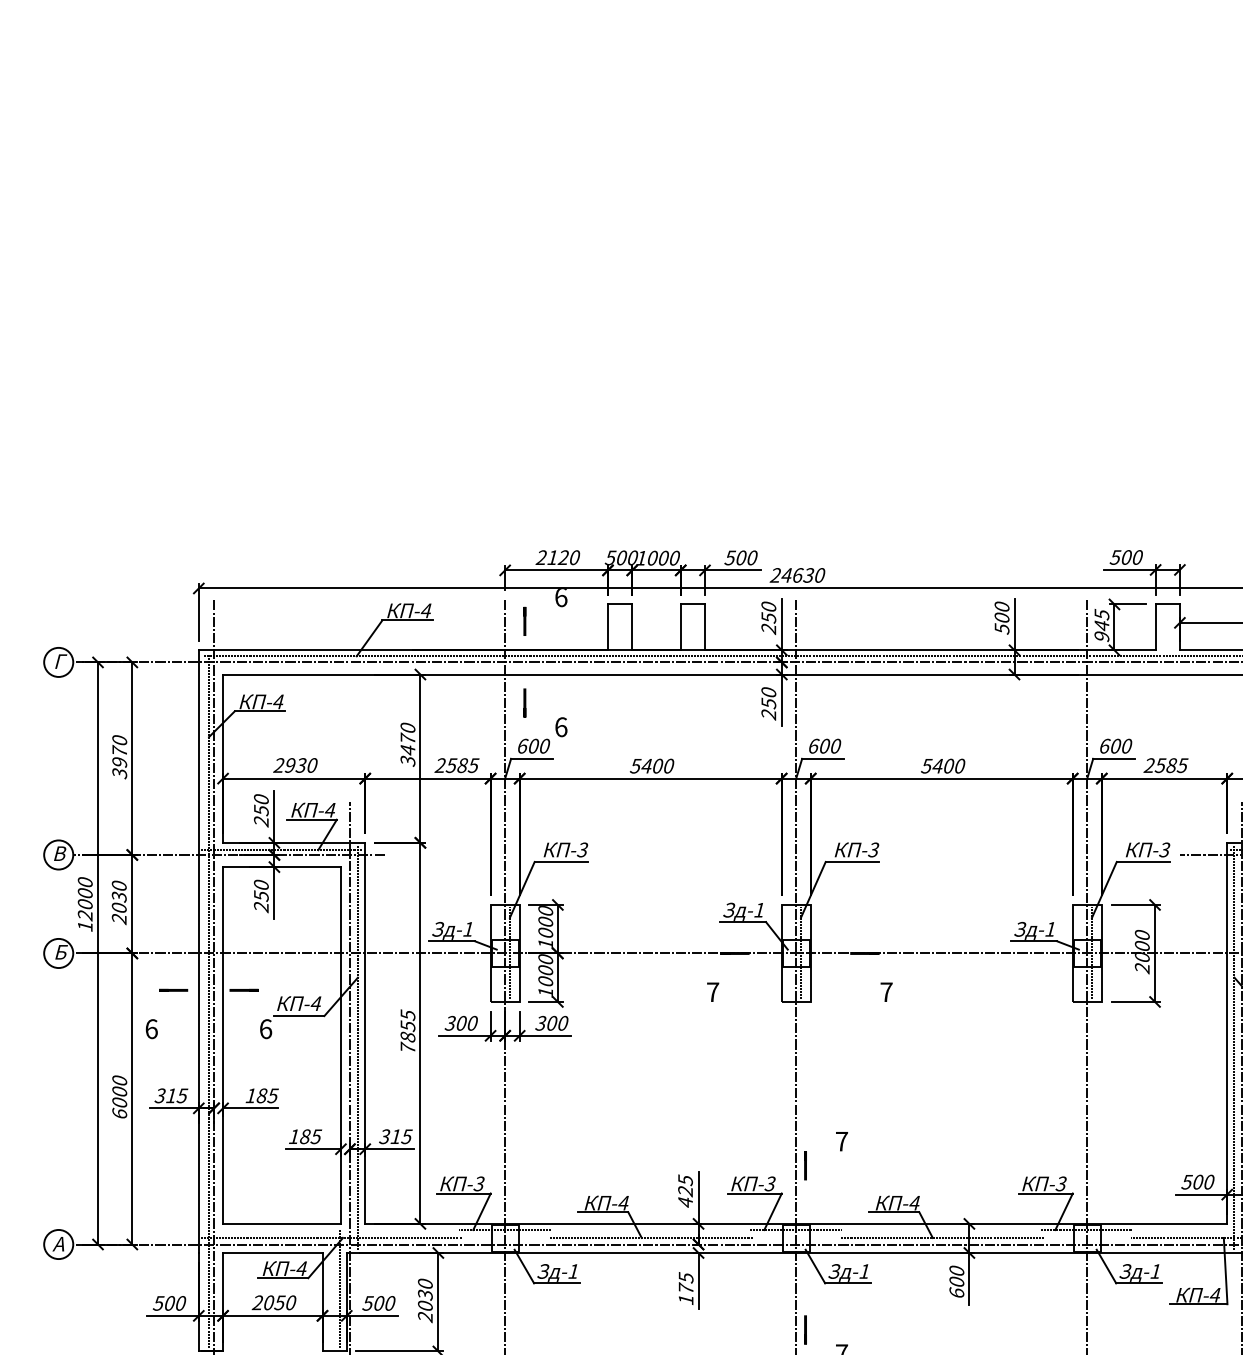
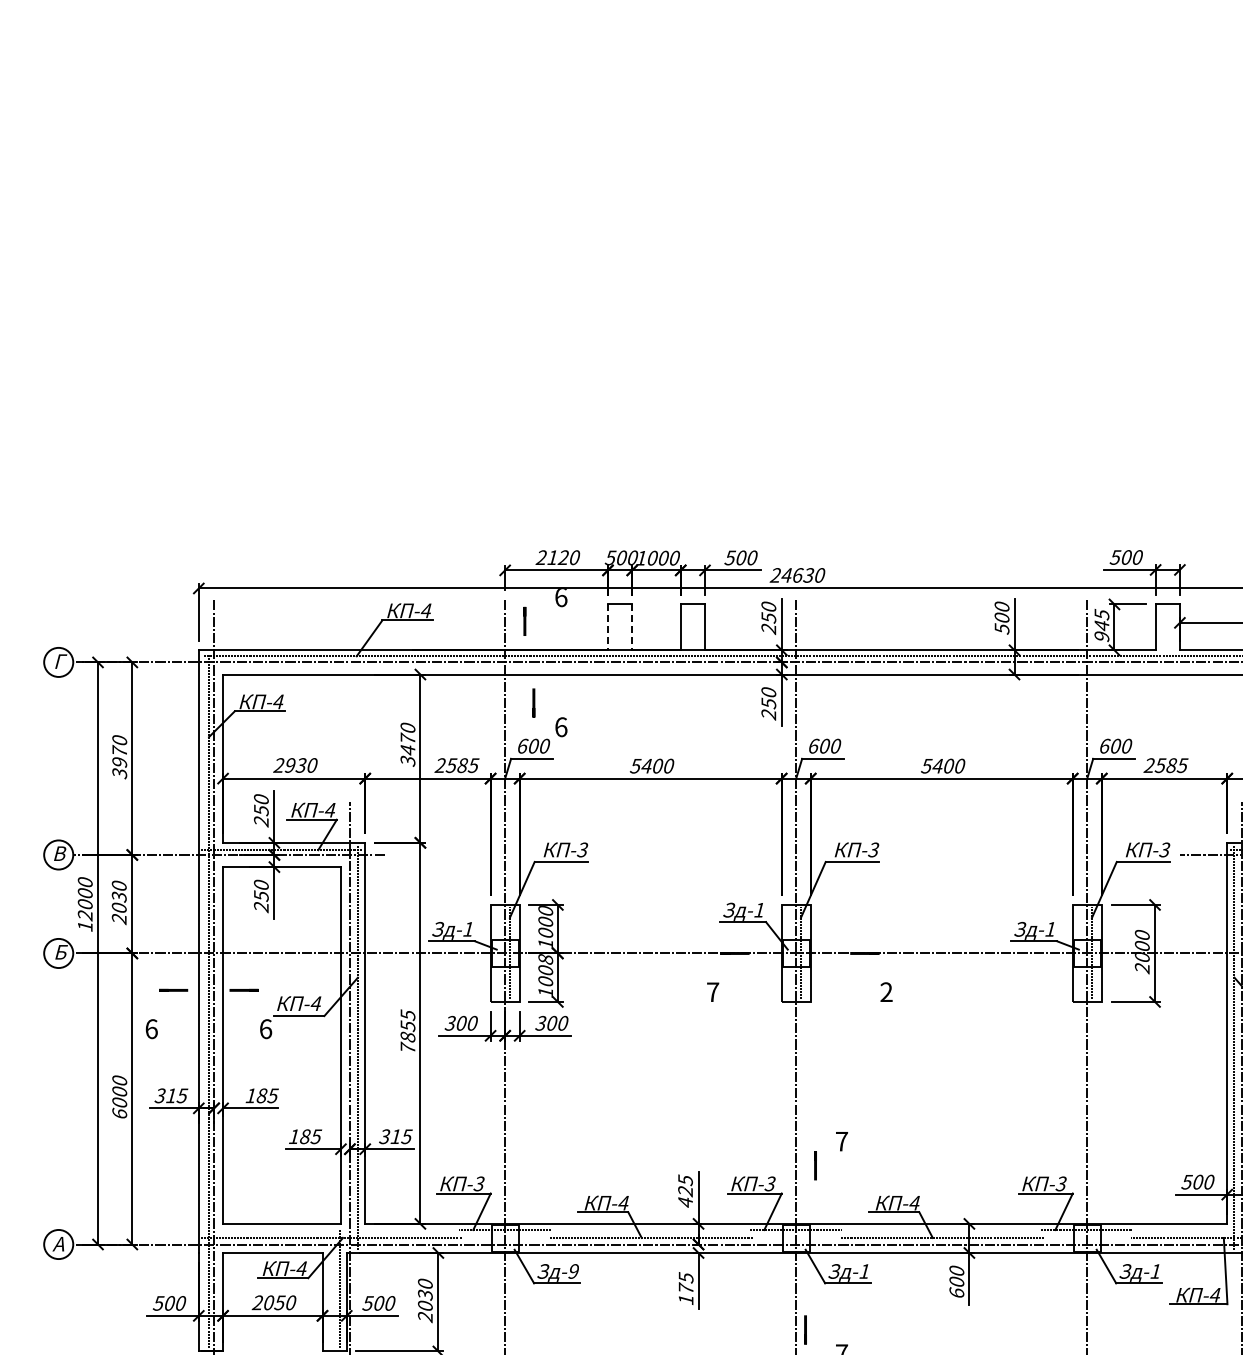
line: solid -> dashed (607, 627)
line: solid -> dashed (632, 627)
line position: (524, 702) -> (533, 702) (533, 702)
text: 1000 -> 1008 (545, 959)
text: 7 -> 2 (886, 991)
line position: (805, 1165) -> (815, 1165) (815, 1165)
text: -1 -> -9 (573, 1271)
